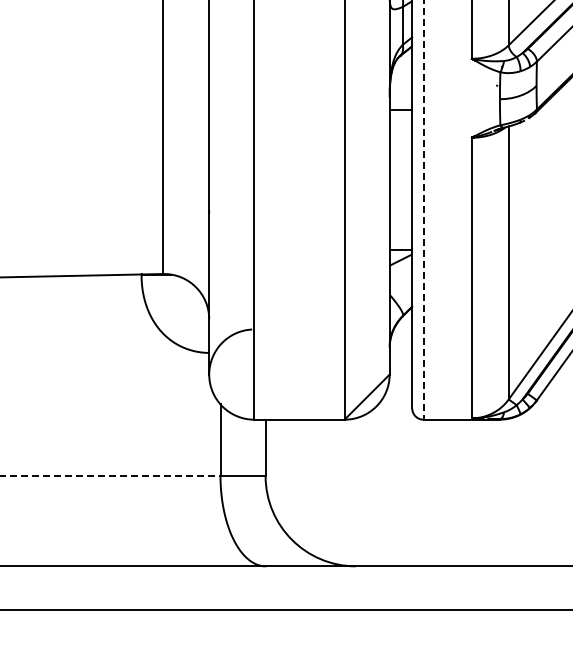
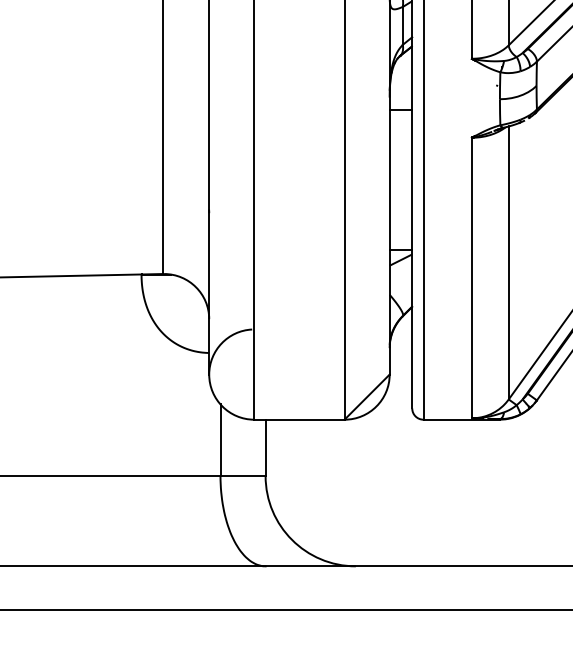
line: dashed -> solid (423, 209)
line: dashed -> solid (110, 476)
